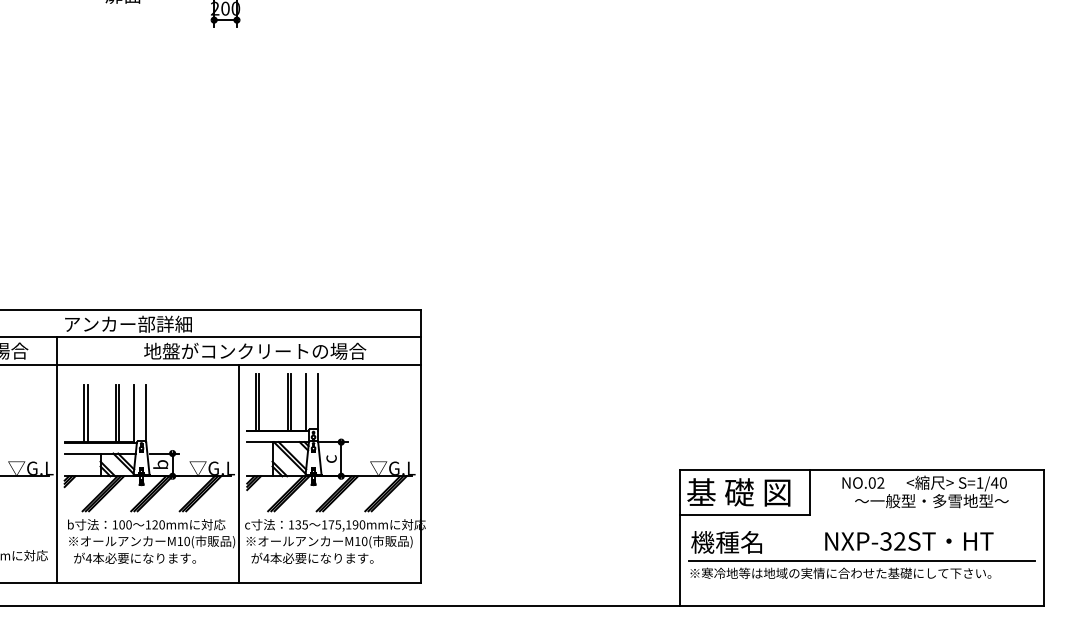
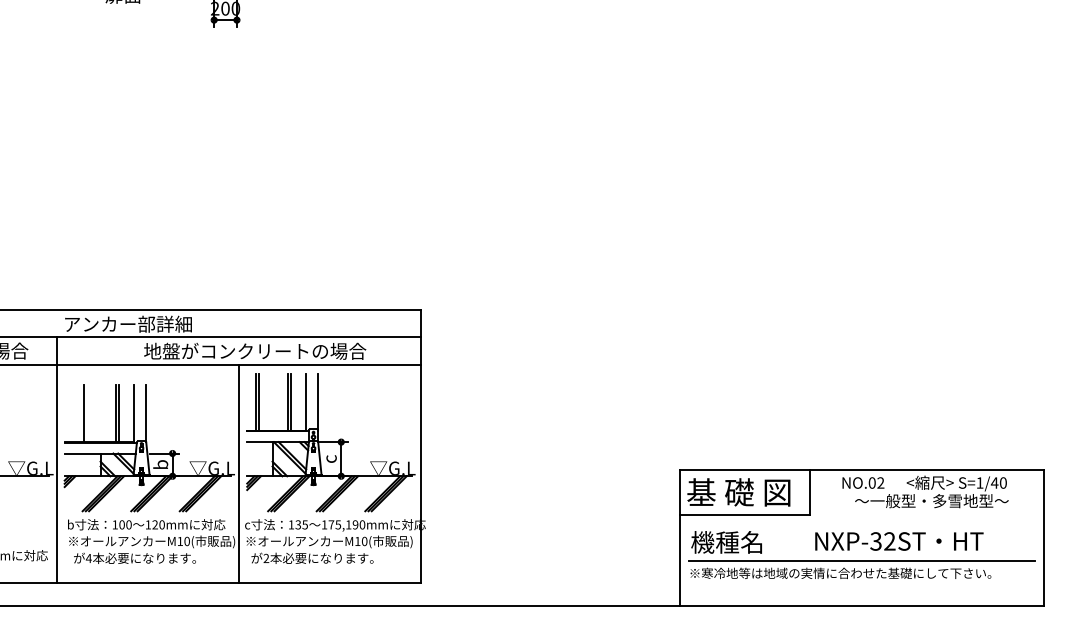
line: present -> none (87, 413)
text position: (909, 541) -> (899, 541) (899, 541)
text: 4 -> 2 (266, 557)
